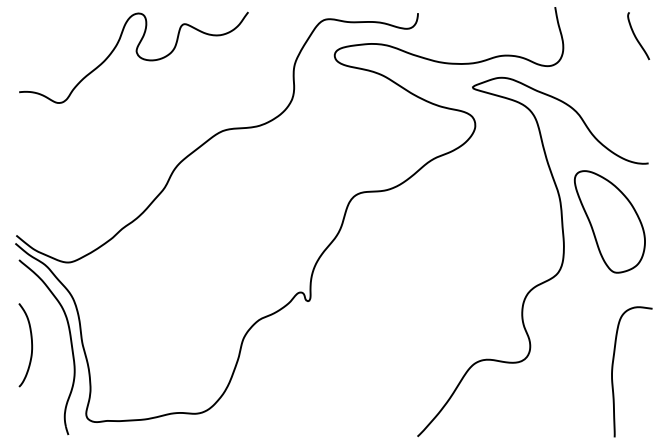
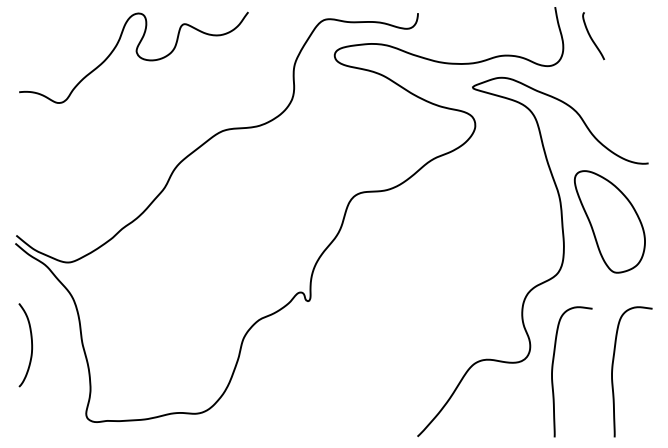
curve position: (636, 36) -> (591, 36) (591, 36)
part: present -> none (70, 344)
curve: none -> present (553, 369)
